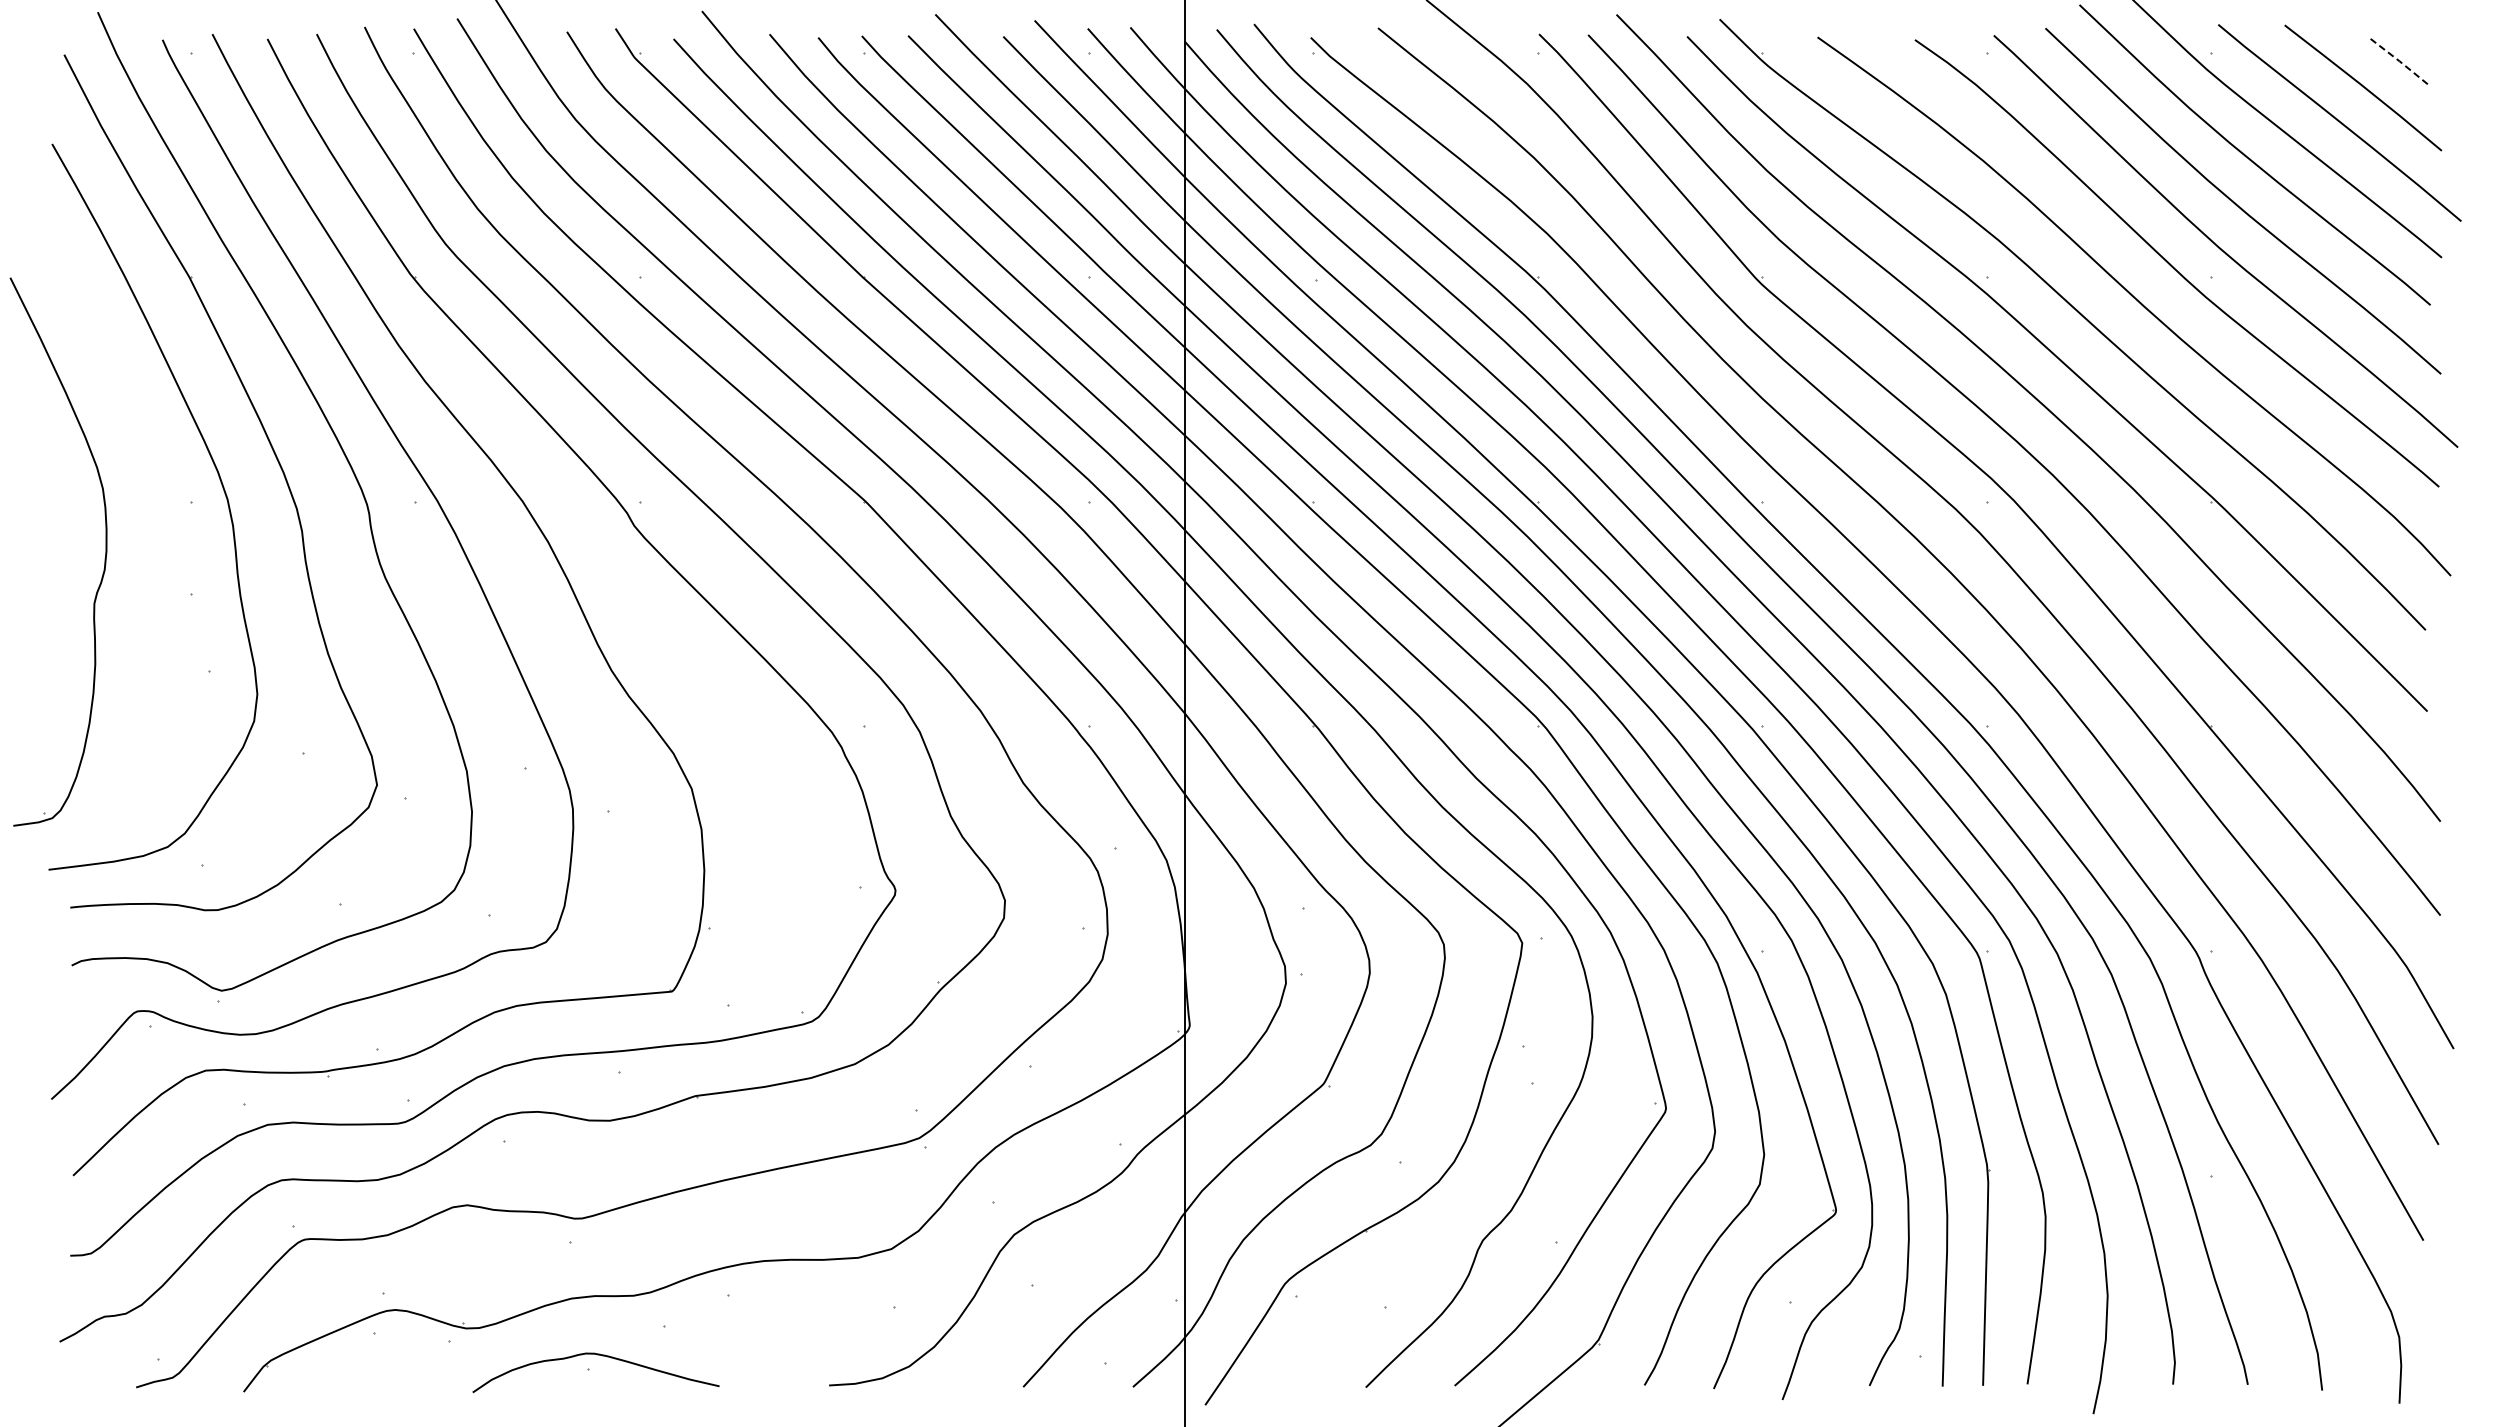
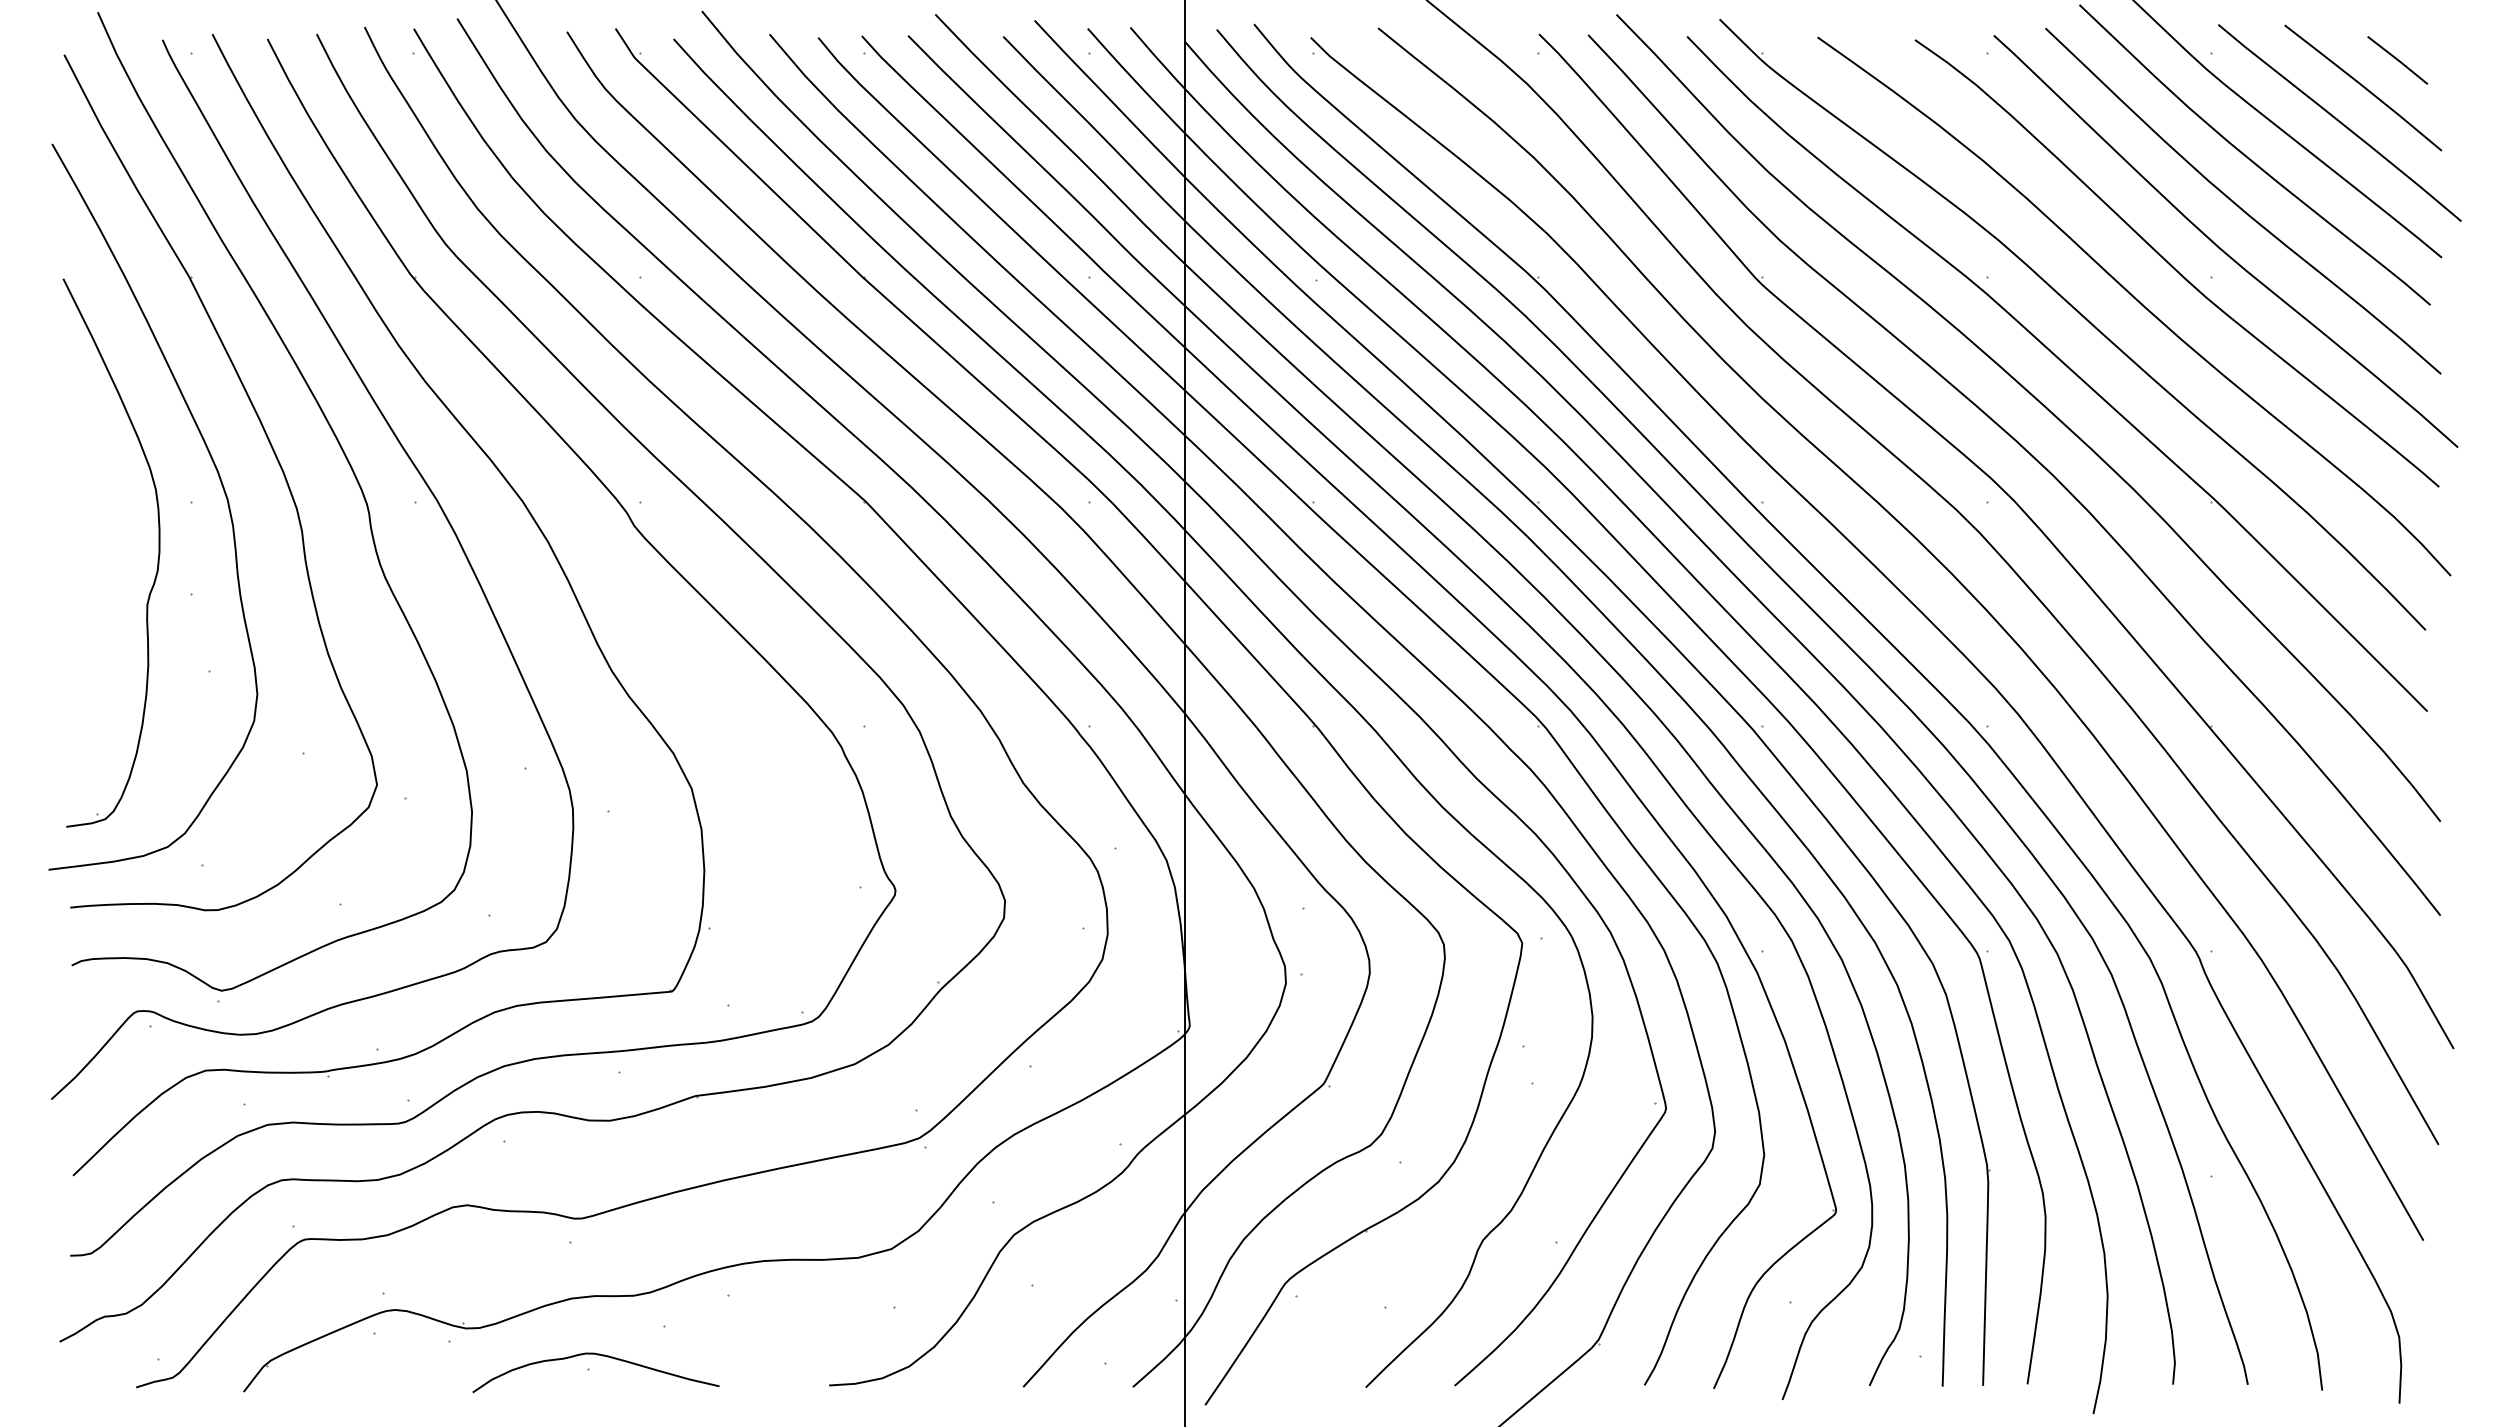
line: dashed -> solid (2398, 60)
part position: (104, 558) -> (157, 559) (157, 559)
